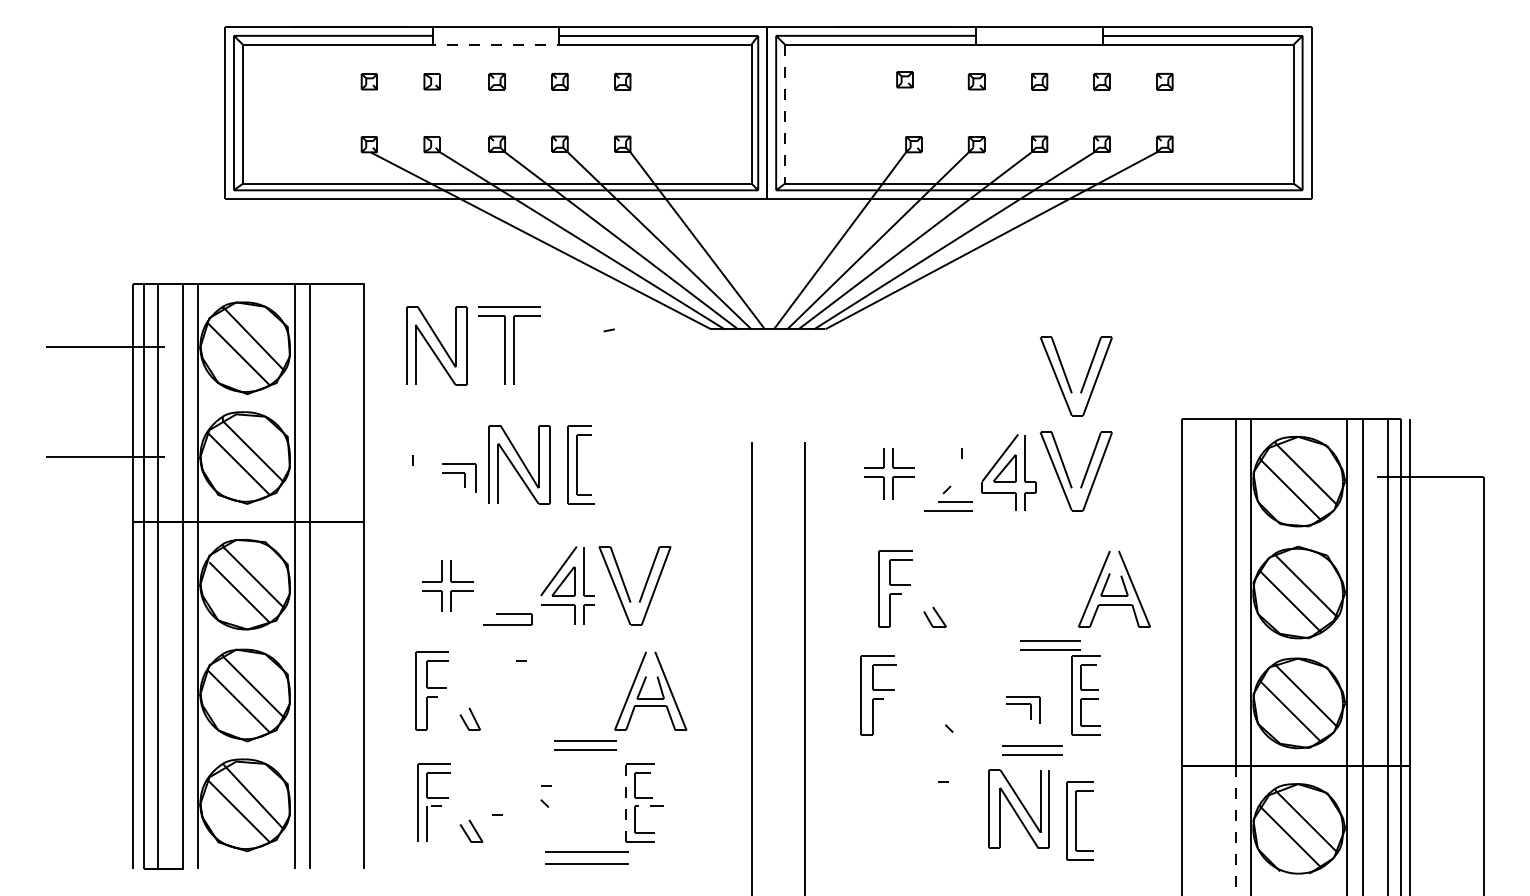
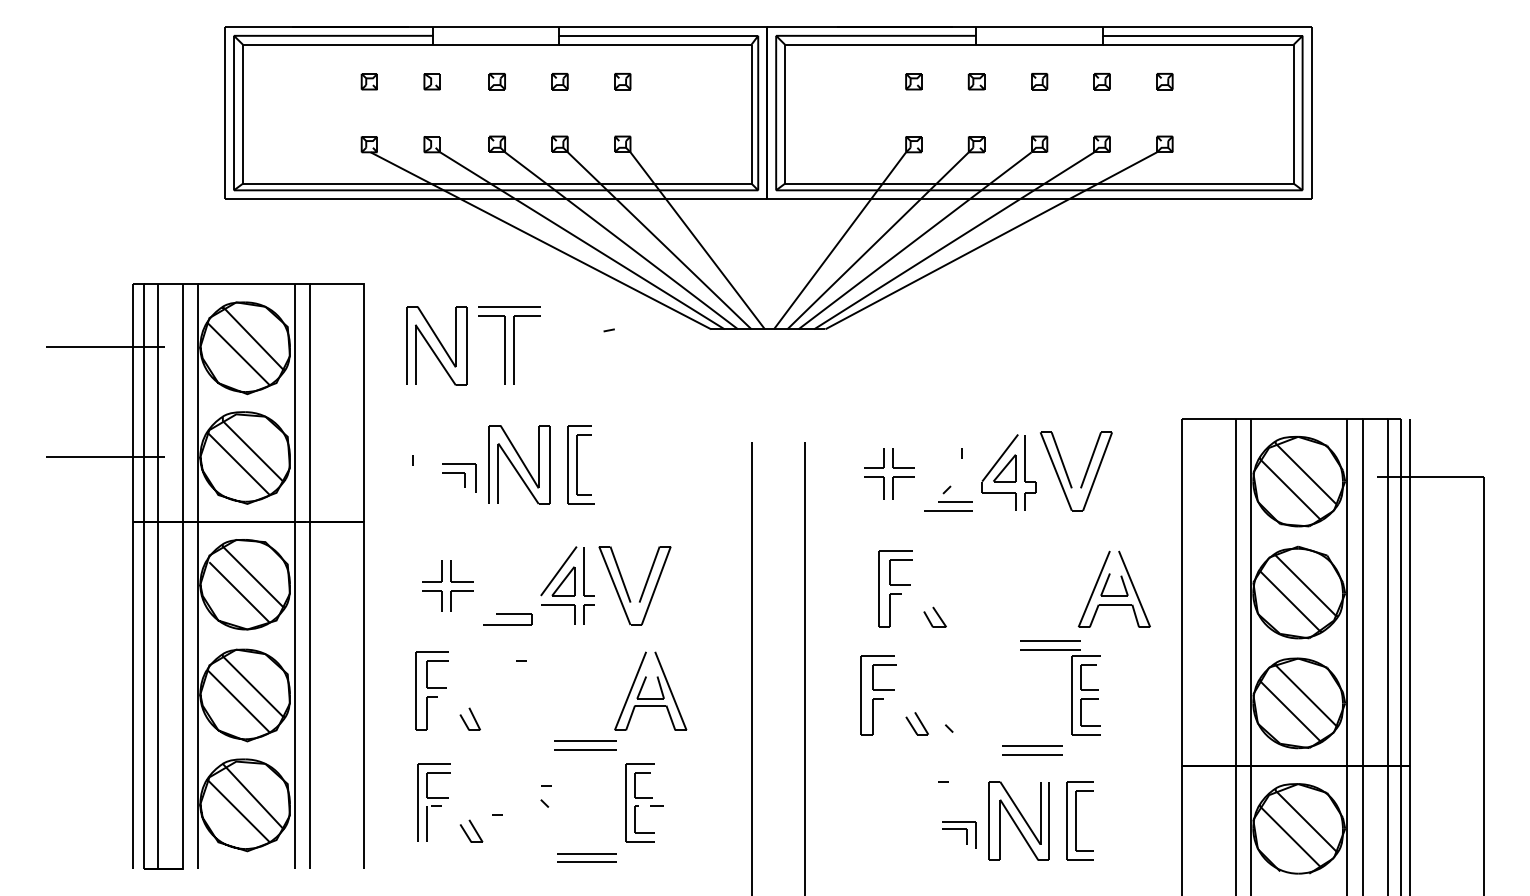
line: dashed -> solid (501, 44)
part position: (904, 79) -> (913, 81) (913, 81)
line: dashed -> solid (785, 114)
part: present -> none (1084, 379)
part position: (1023, 709) -> (959, 834) (959, 834)
part: none -> present (916, 723)
line: dashed -> solid (626, 802)
part position: (1018, 808) -> (1018, 820) (1018, 820)
line: dashed -> solid (1235, 830)
part size: 84x14 px -> 60x10 px (586, 857)
